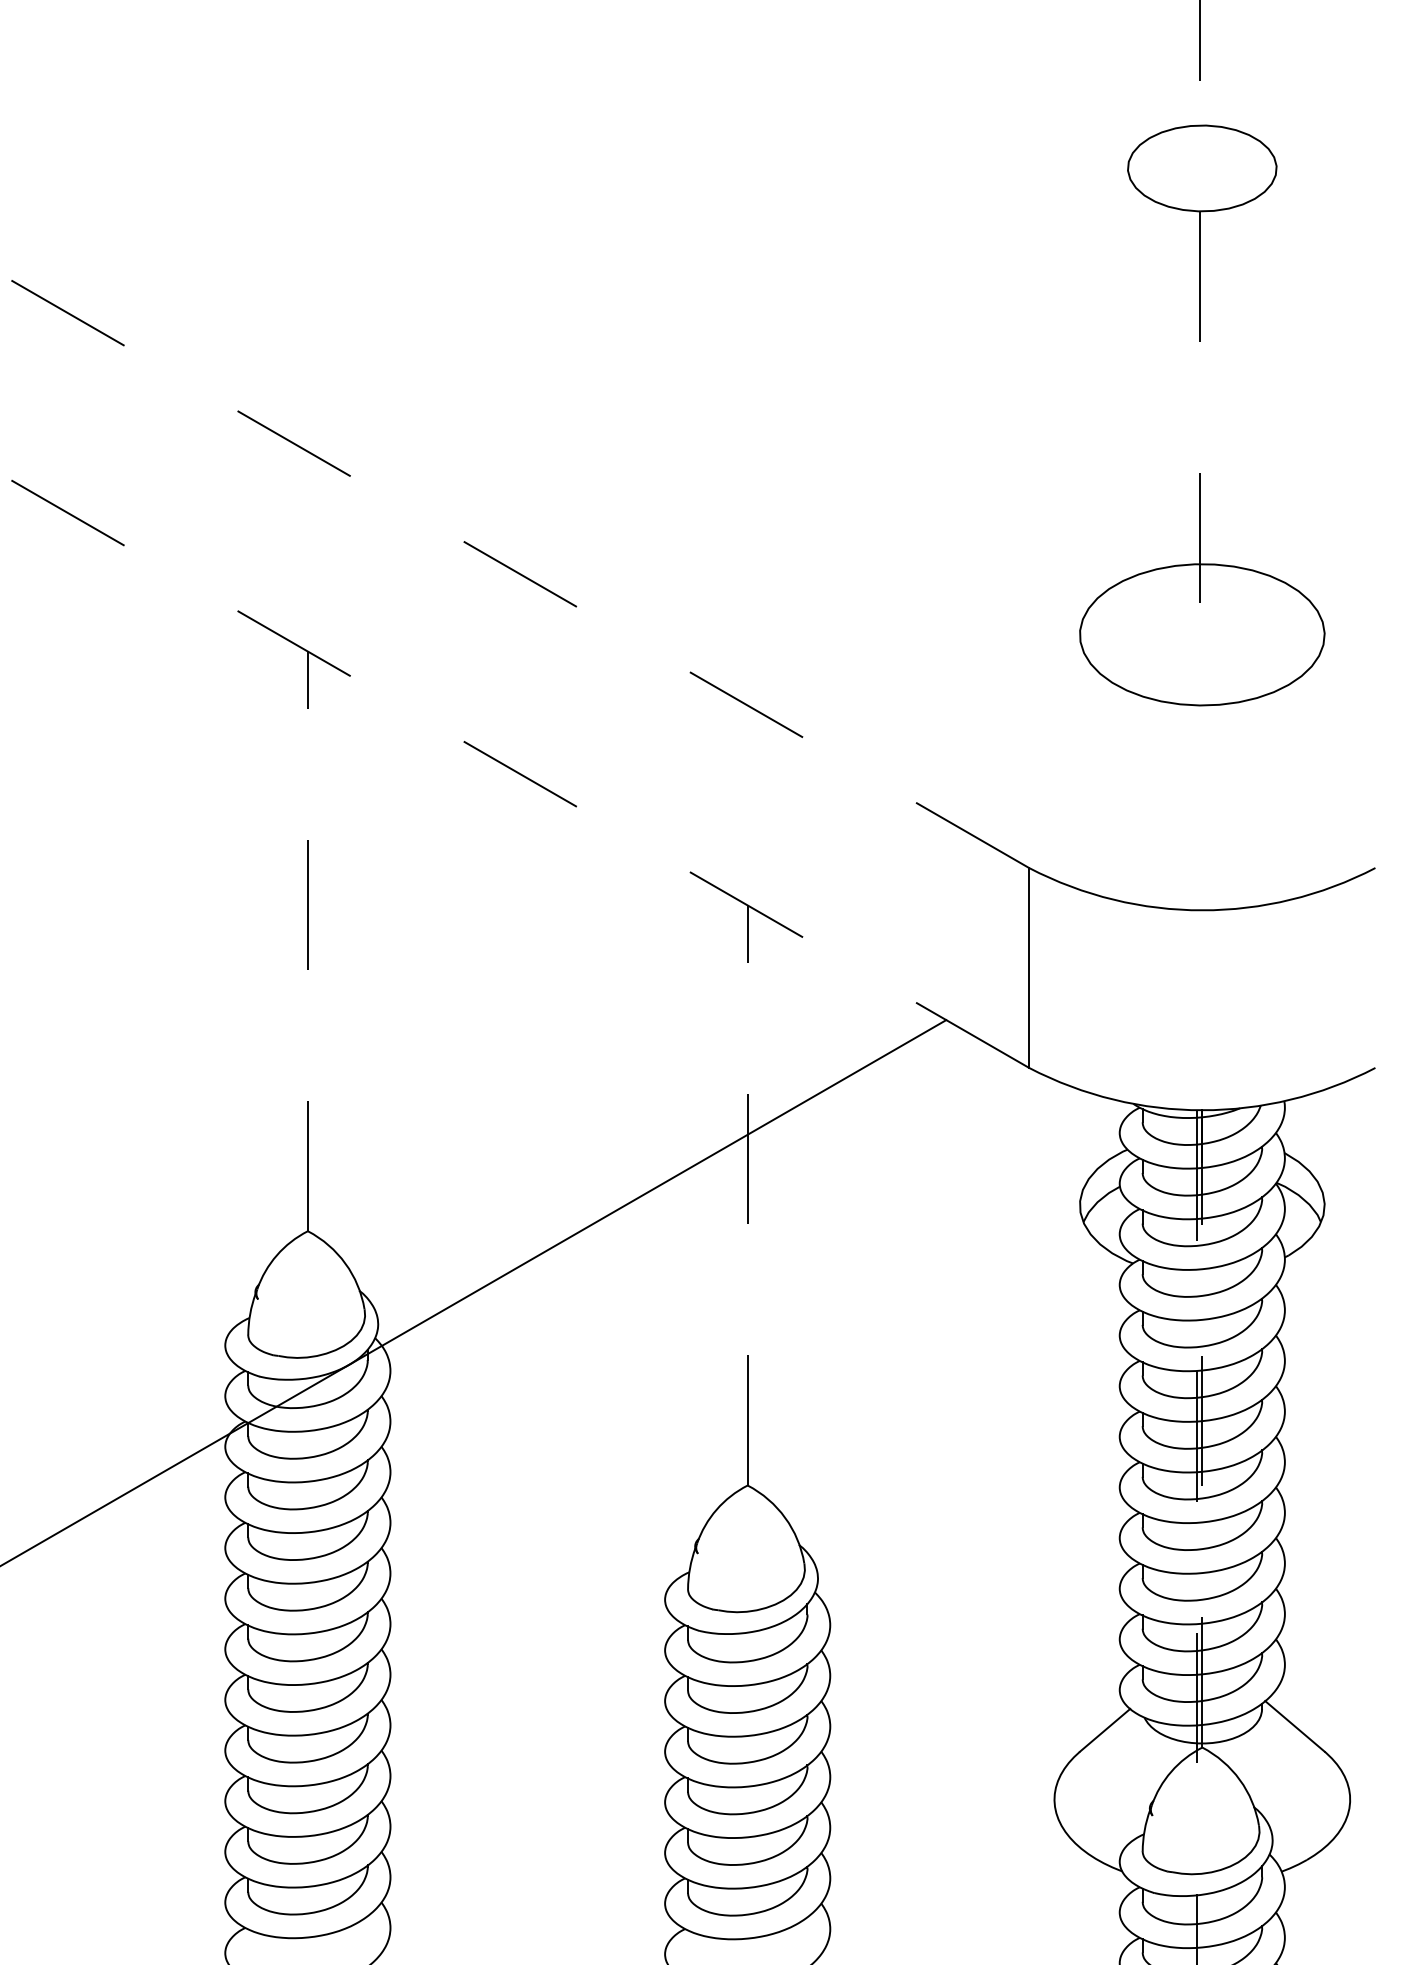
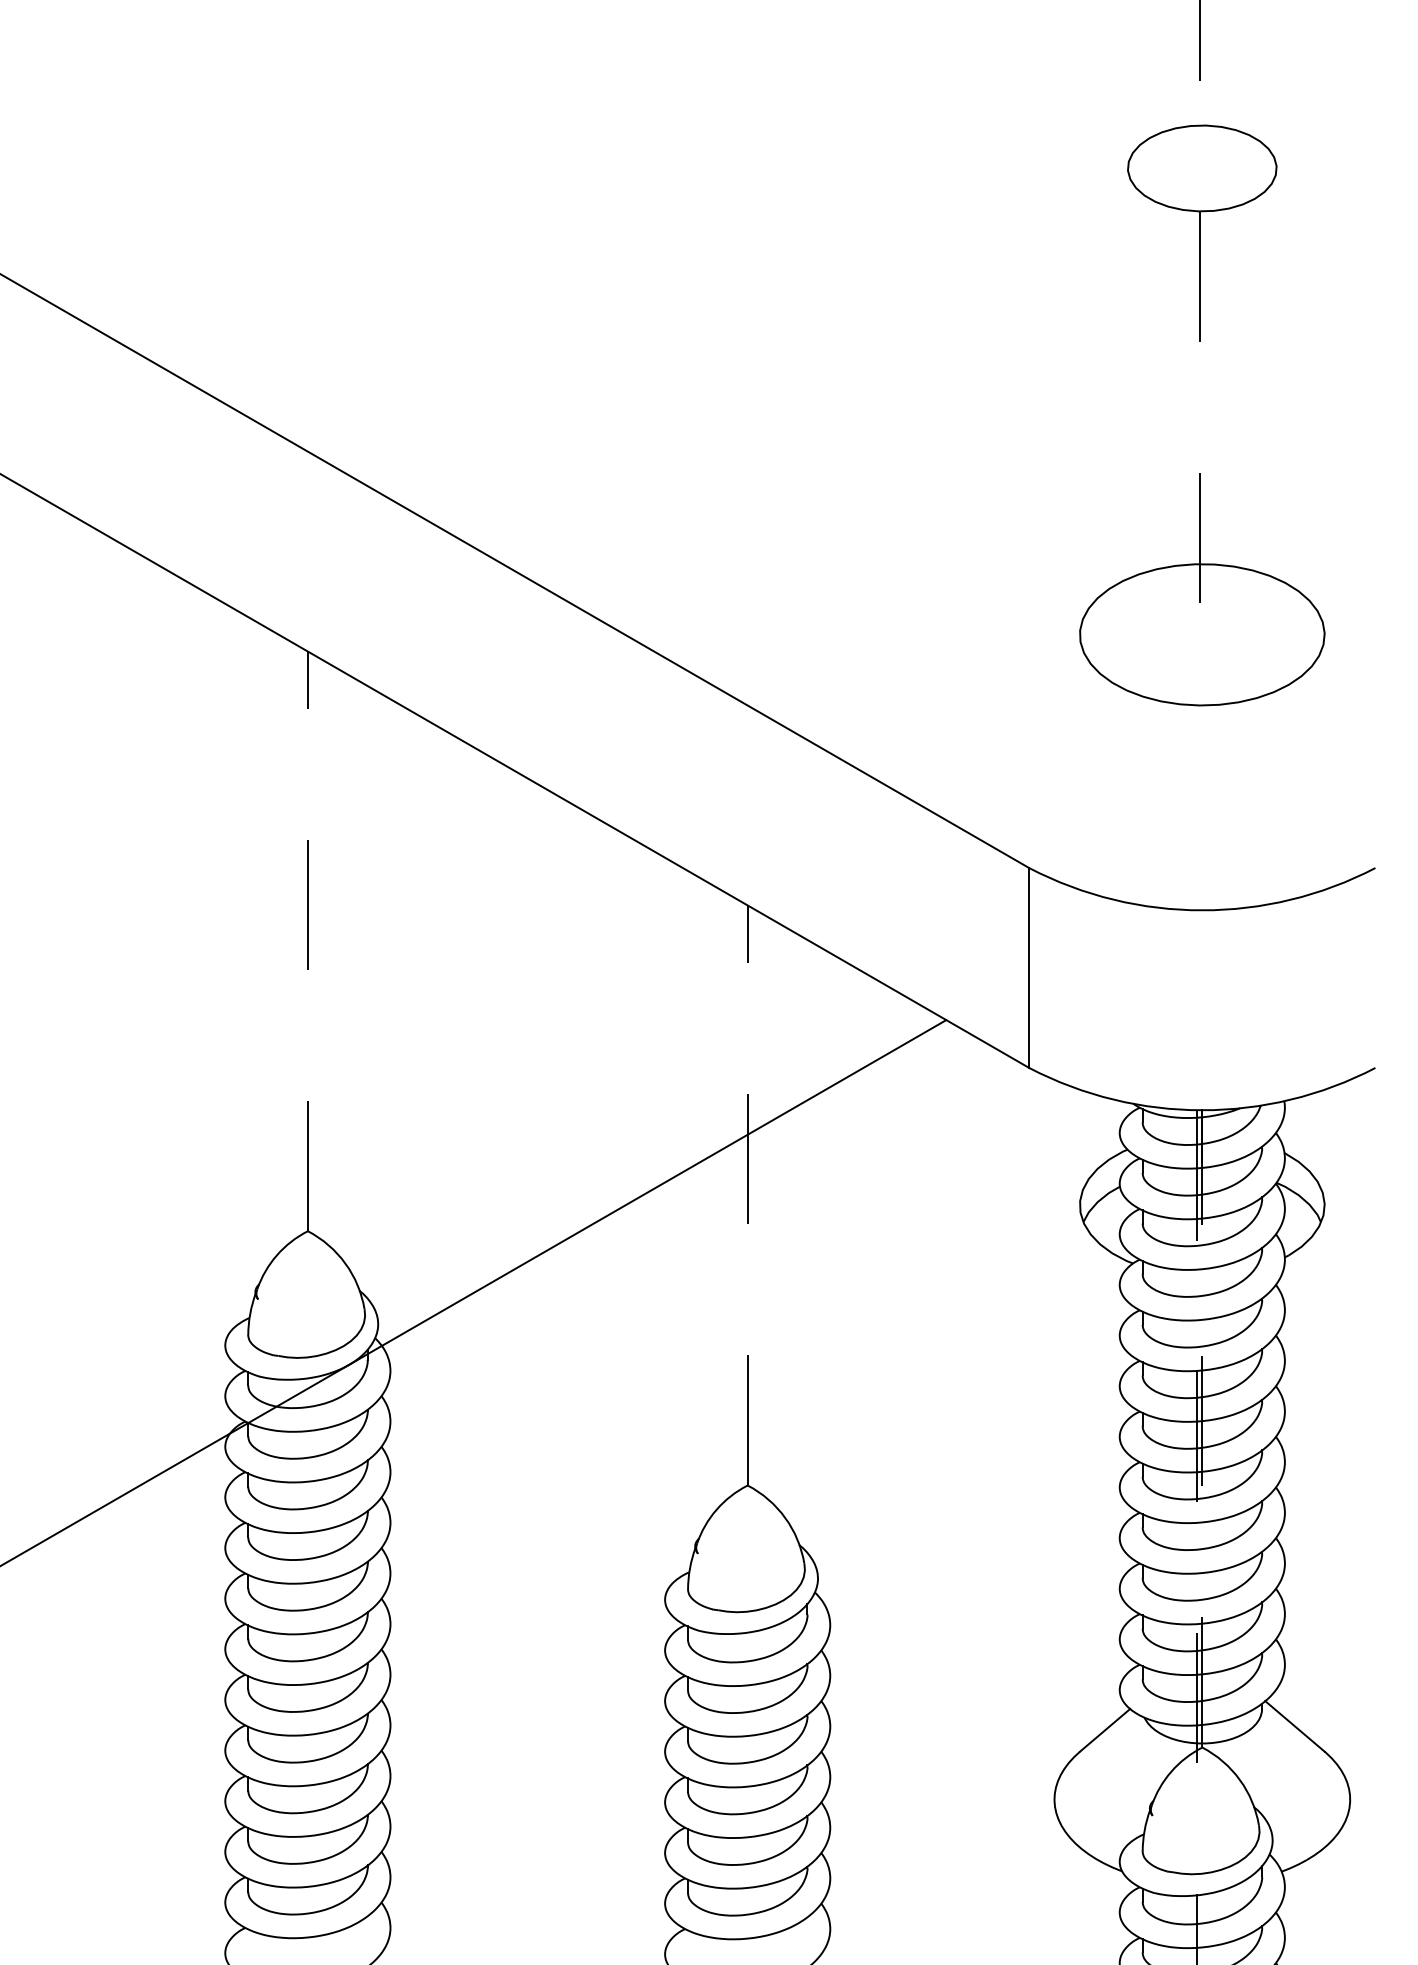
line: dashed -> solid (514, 571)
line: dashed -> solid (514, 771)
